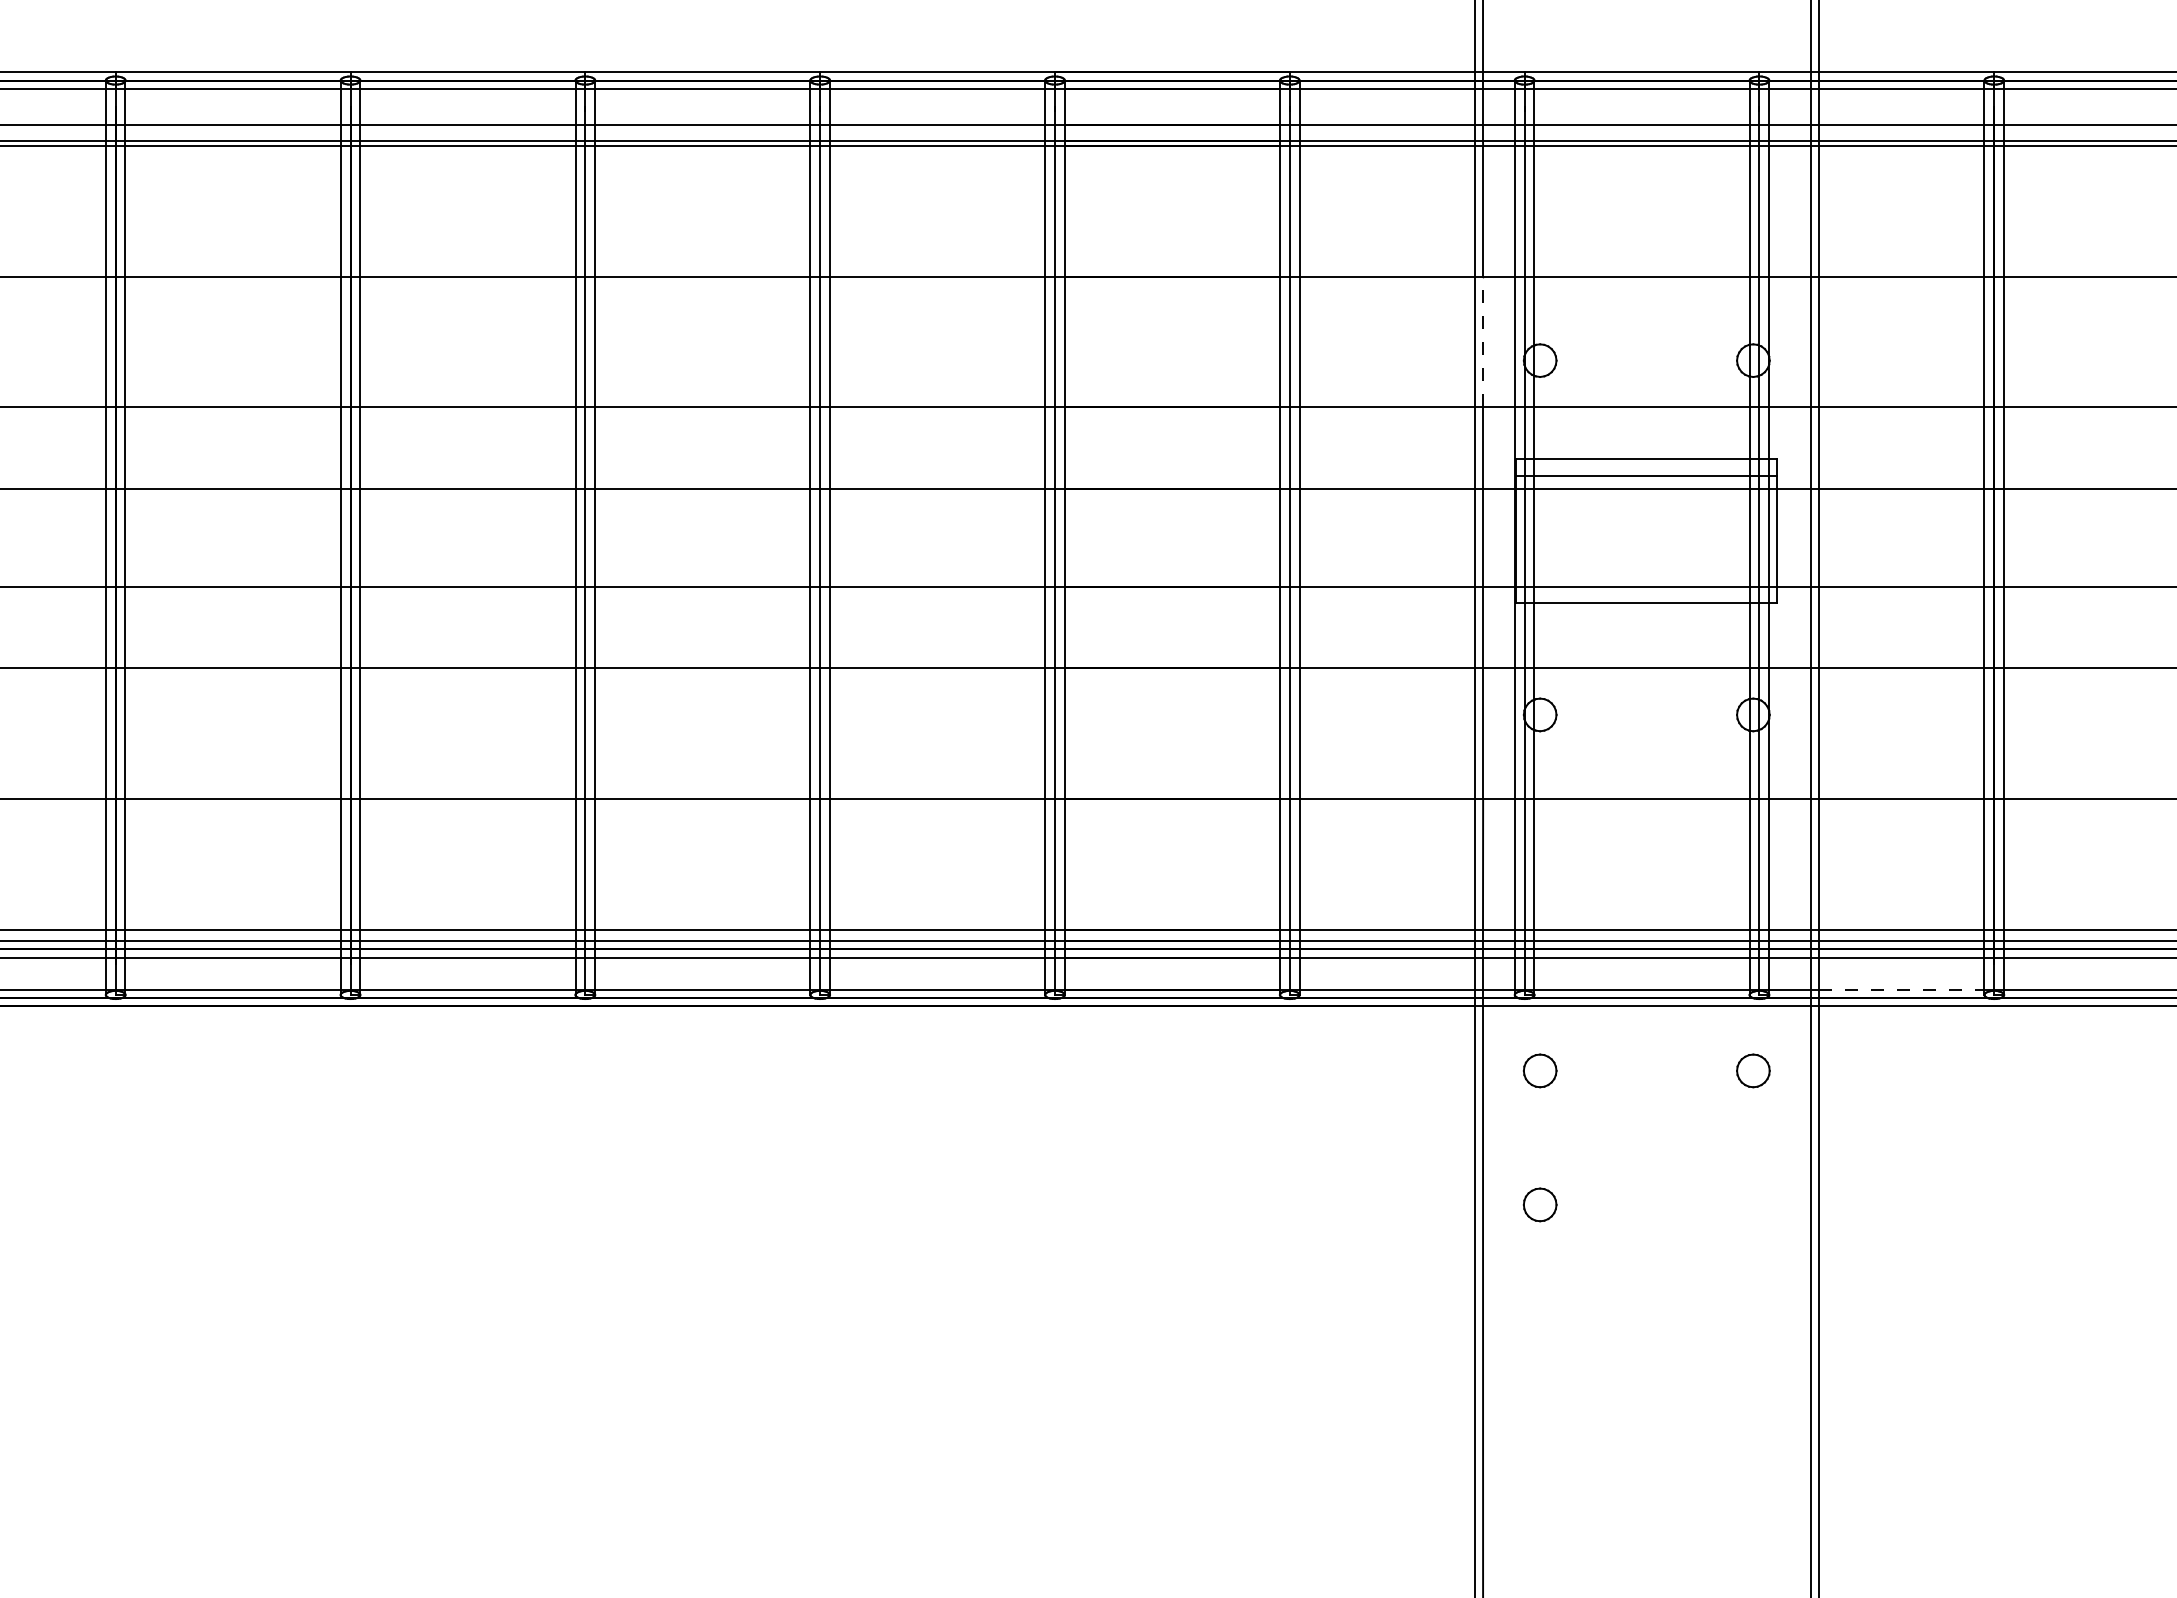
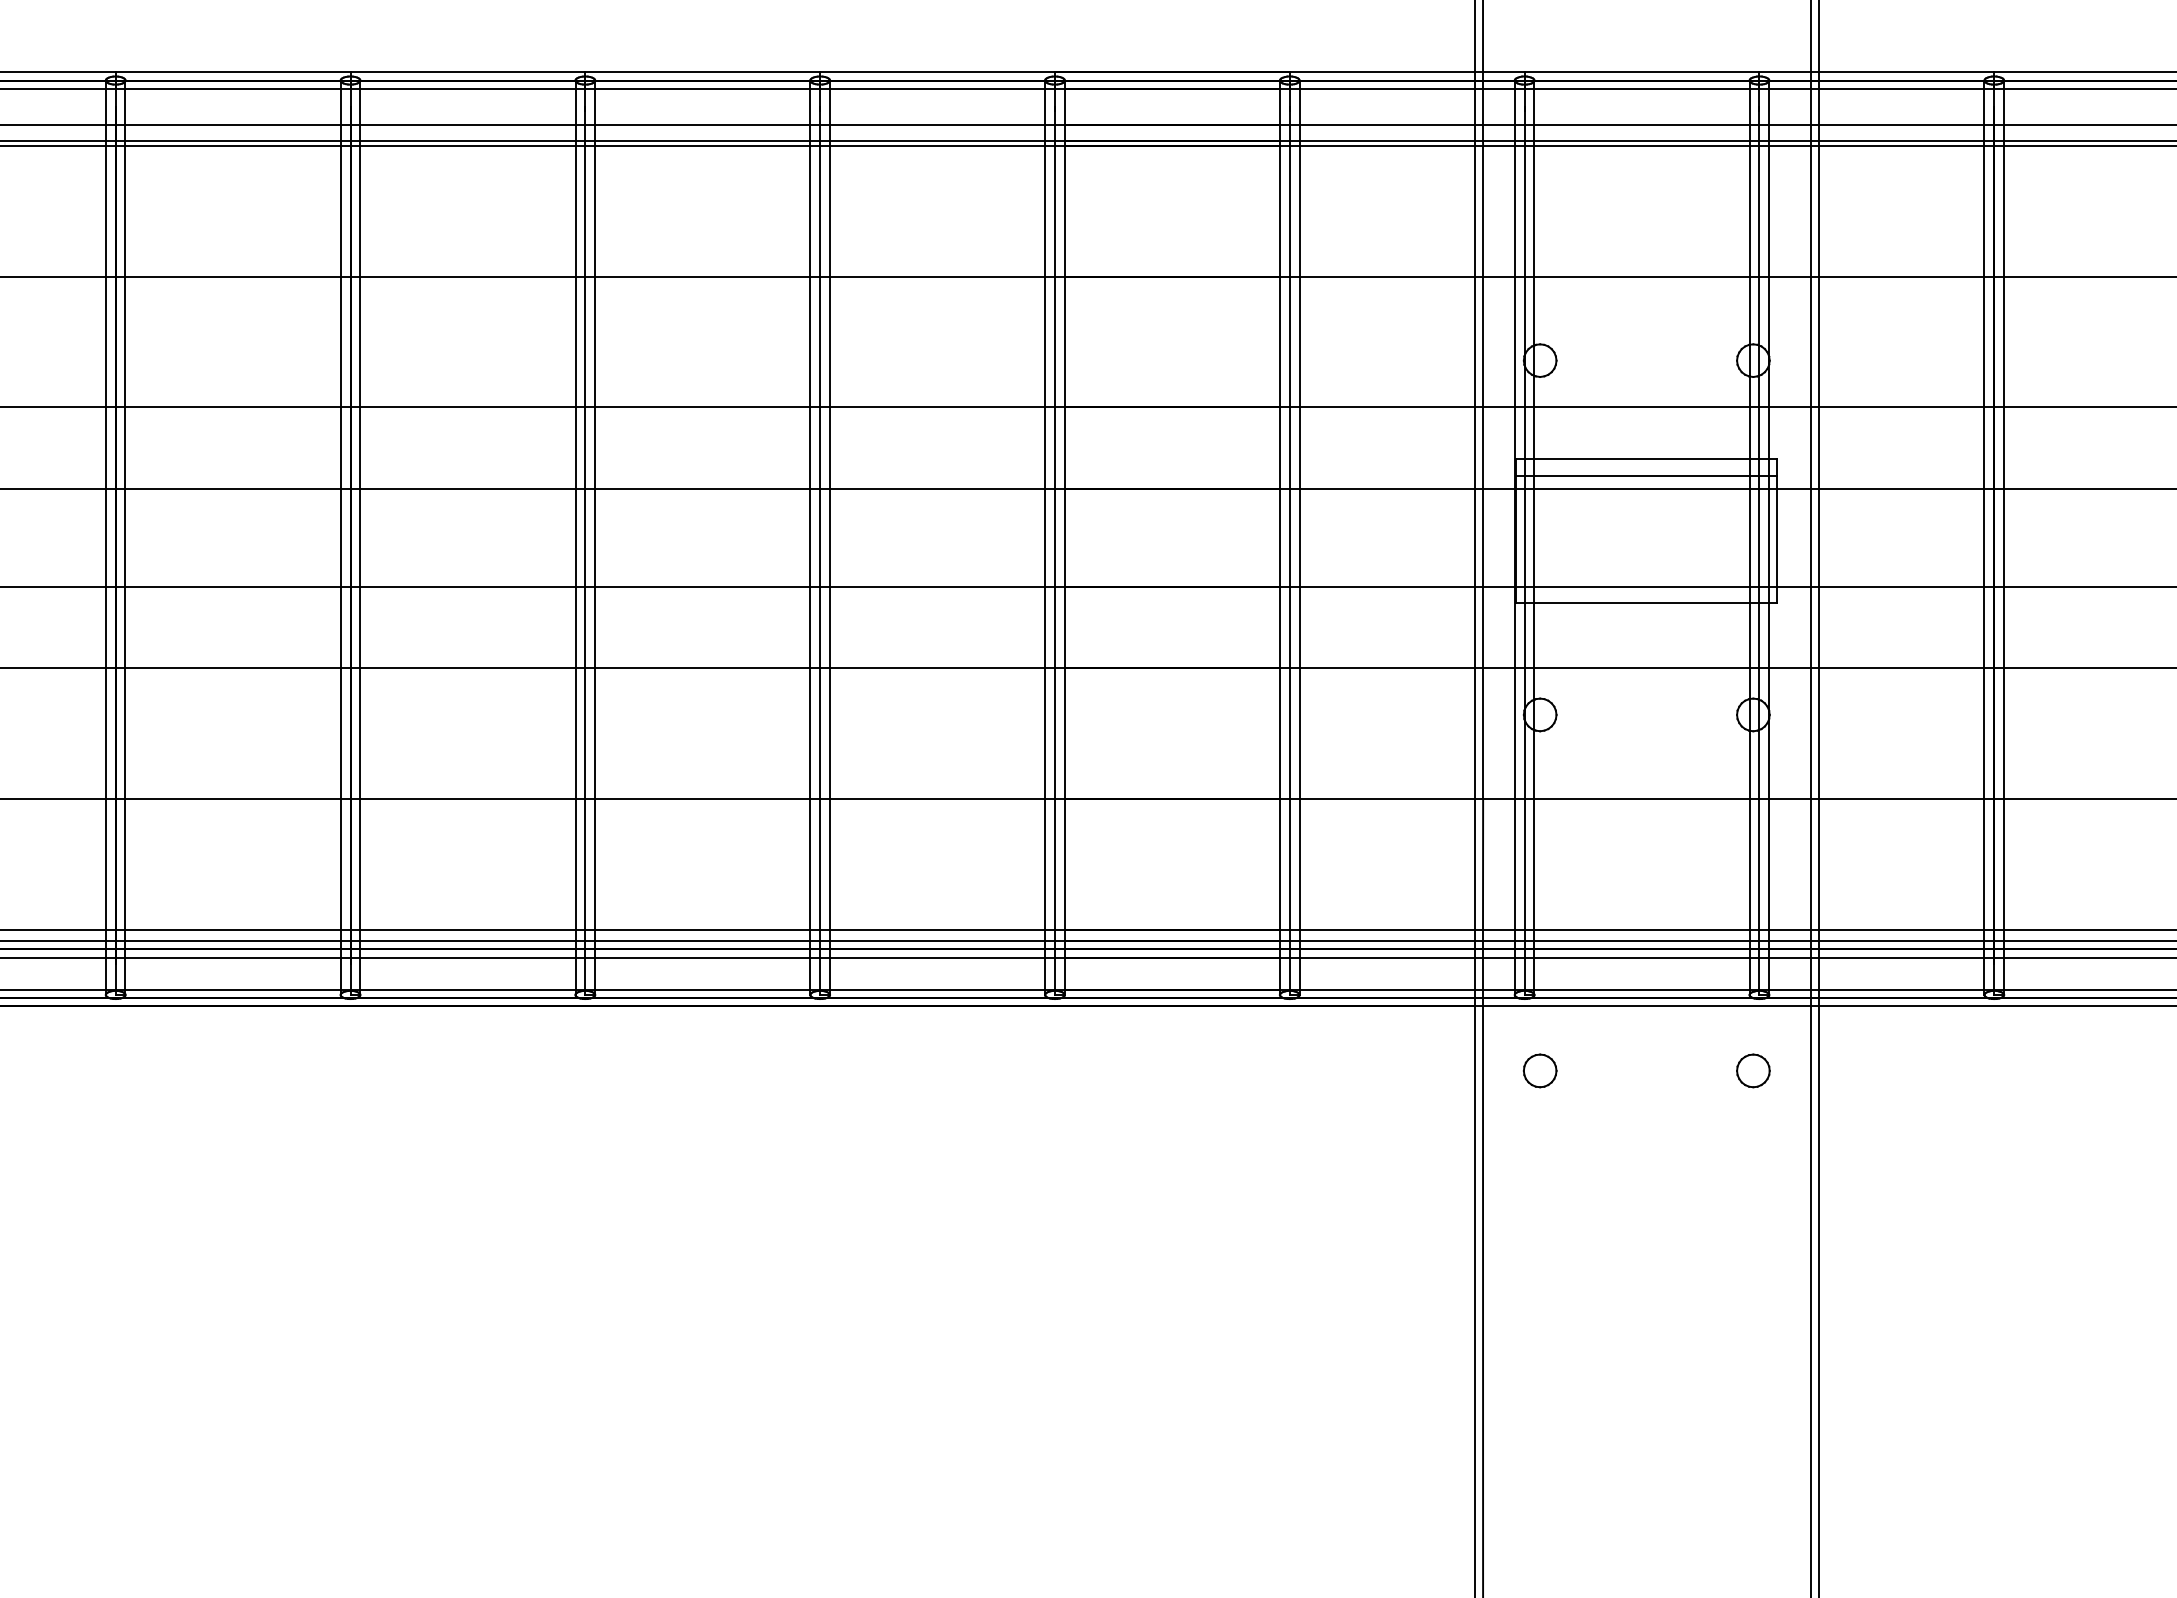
line: dashed -> solid (1483, 341)
line: dashed -> solid (1901, 989)
part: present -> none (1539, 1204)
